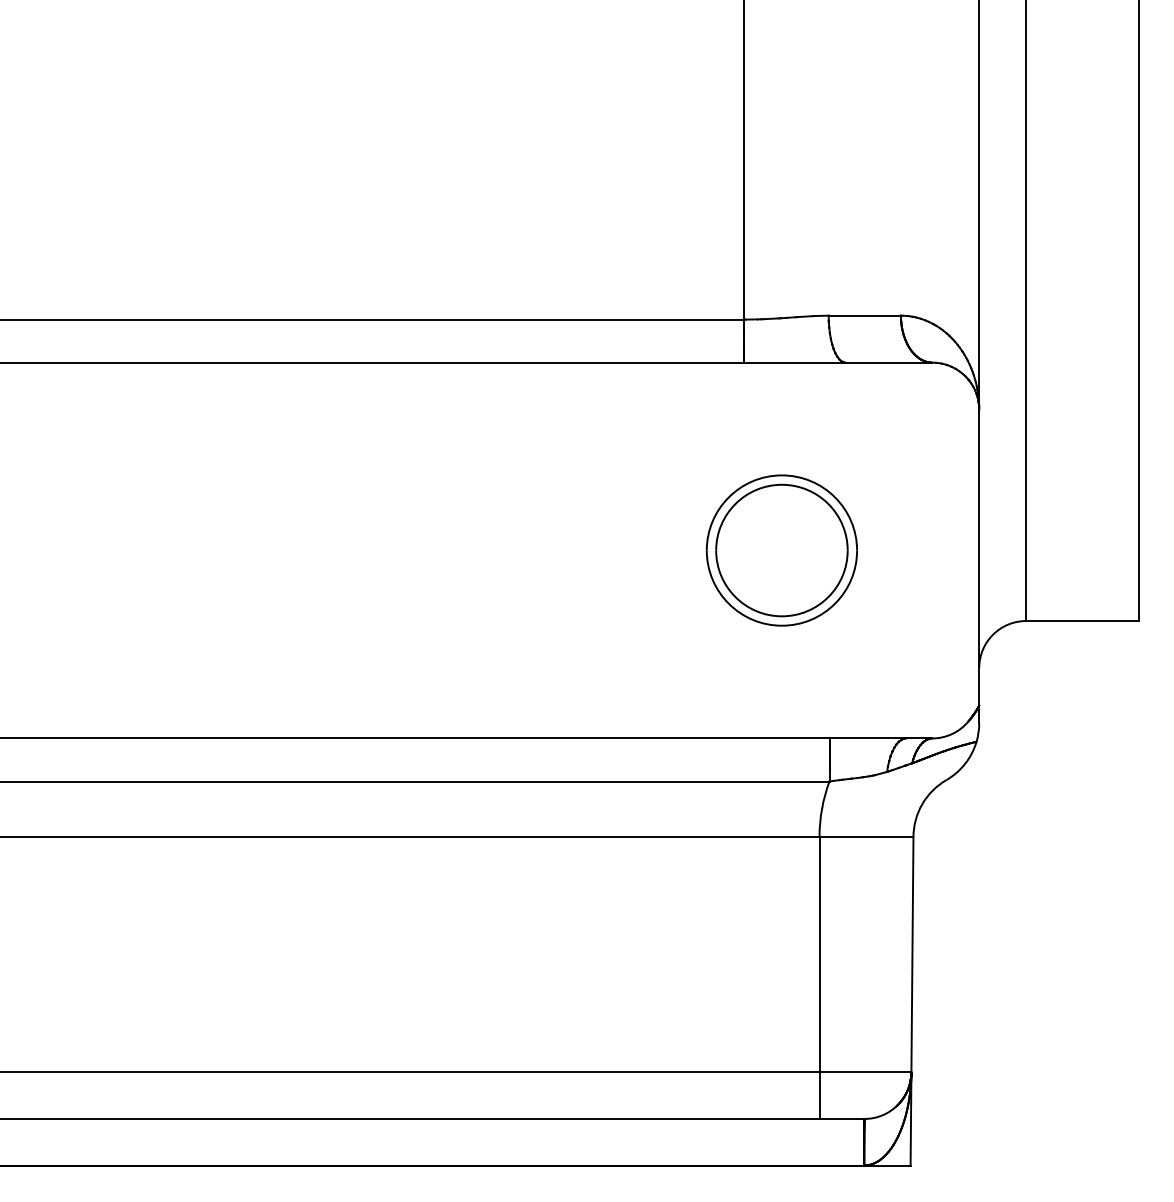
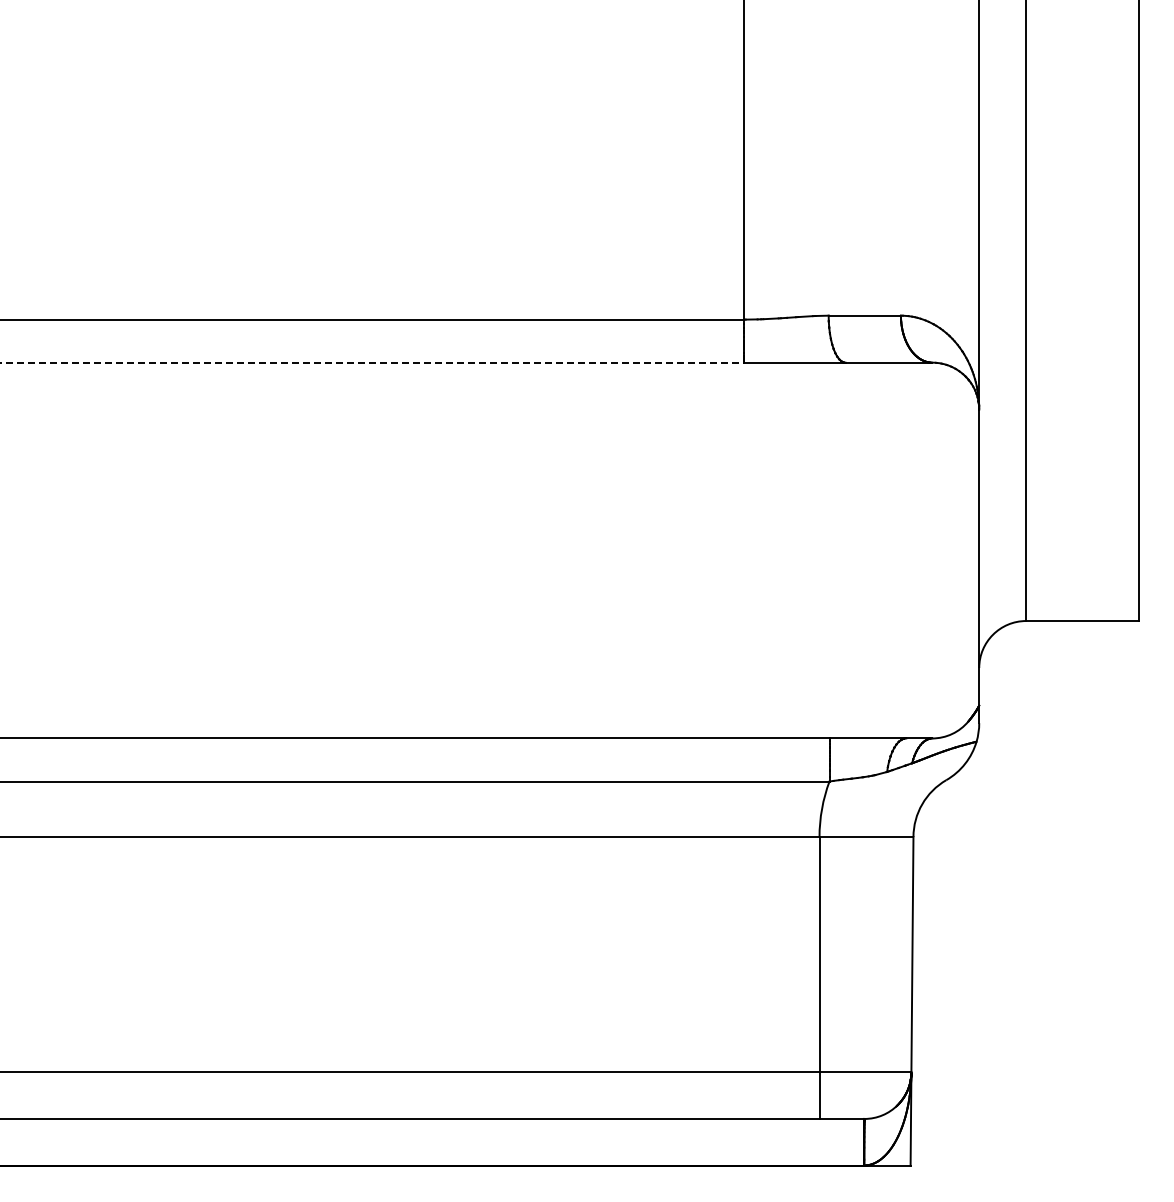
line: solid -> dashed (372, 362)
part: present -> none (781, 550)
